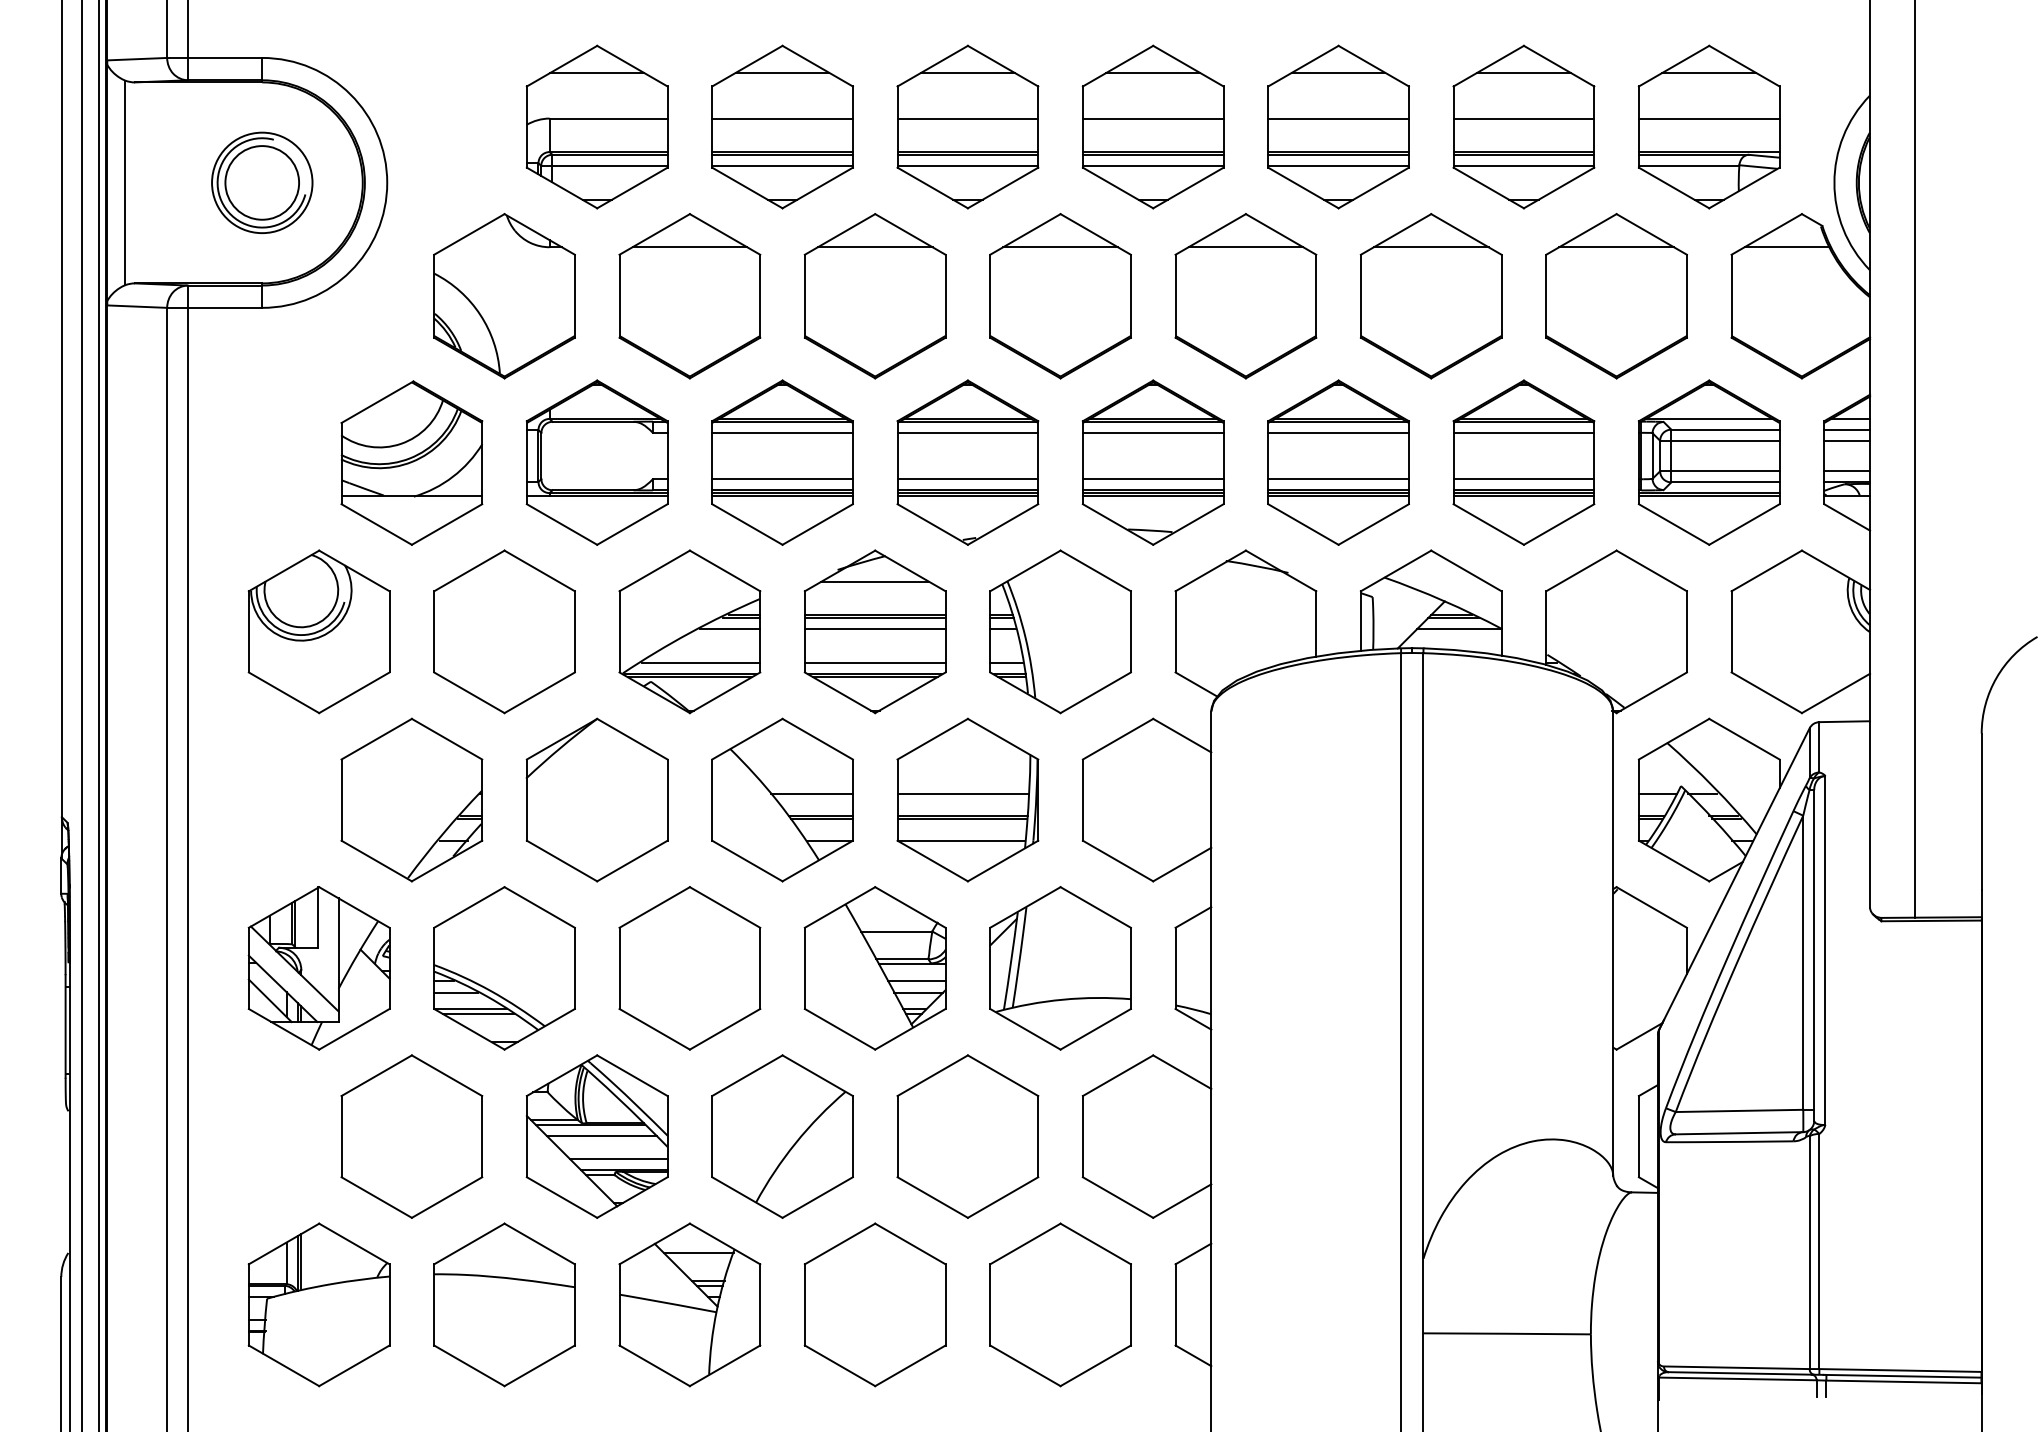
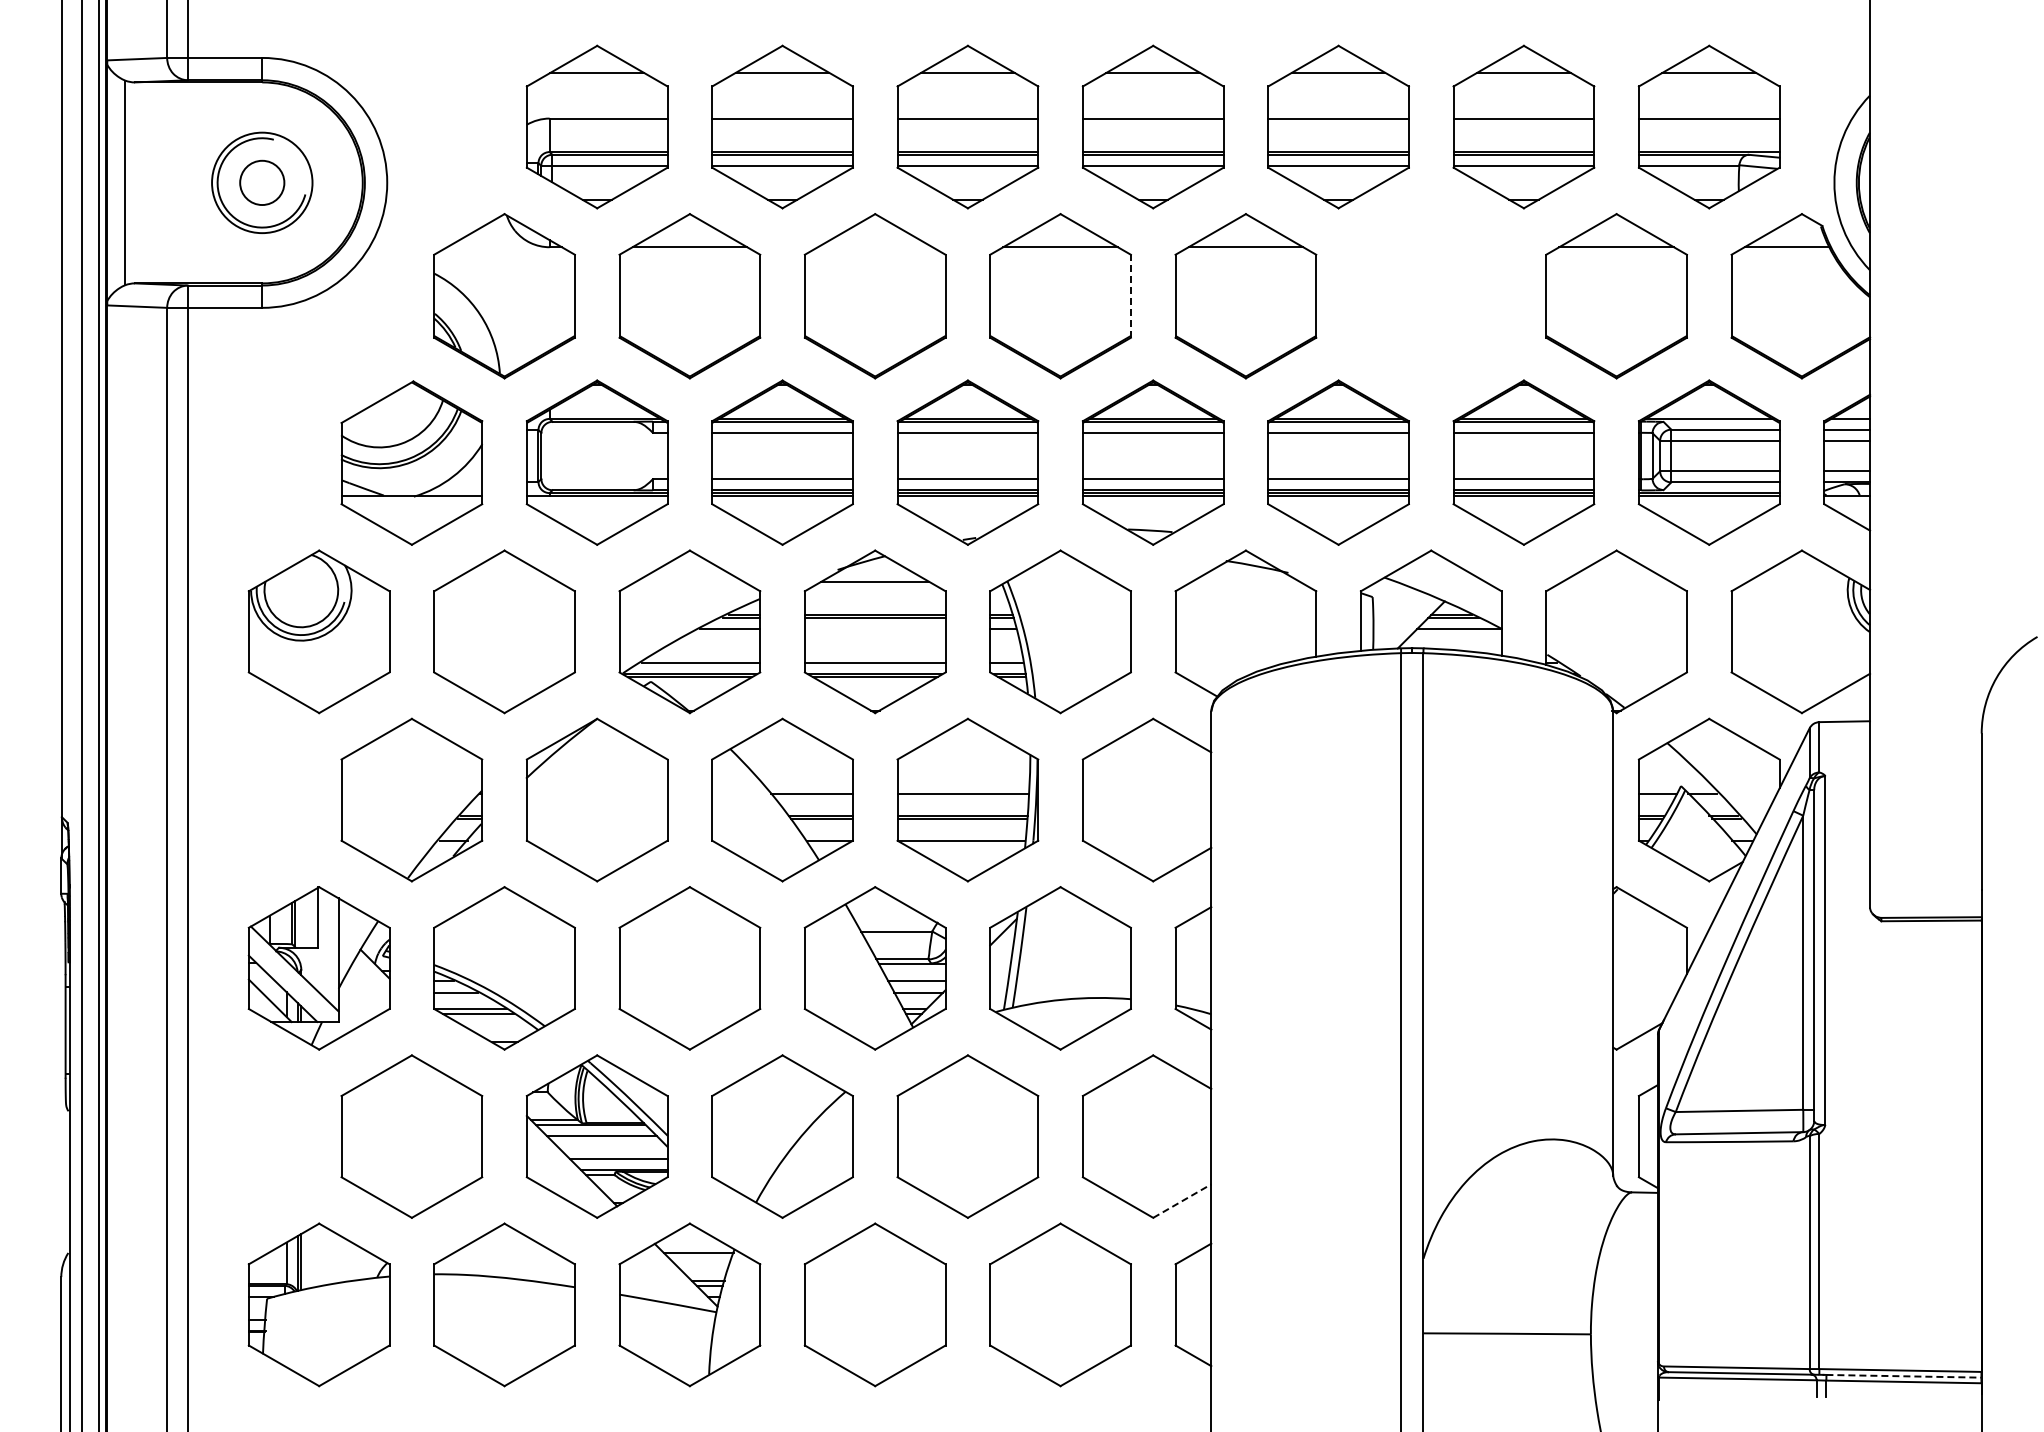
circle diameter: 74 px -> 44 px (262, 182)
line: present -> none (874, 247)
line: solid -> dashed (1130, 296)
part: present -> none (1430, 296)
line: present -> none (1914, 459)
line: present -> none (874, 629)
line: solid -> dashed (1182, 1201)
line: solid -> dashed (1903, 1376)
